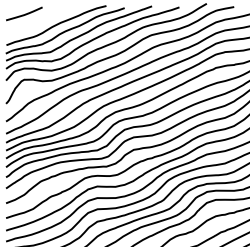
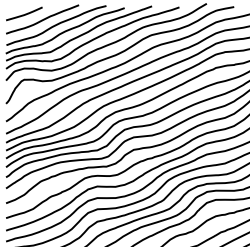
curve: none -> present (42, 19)
